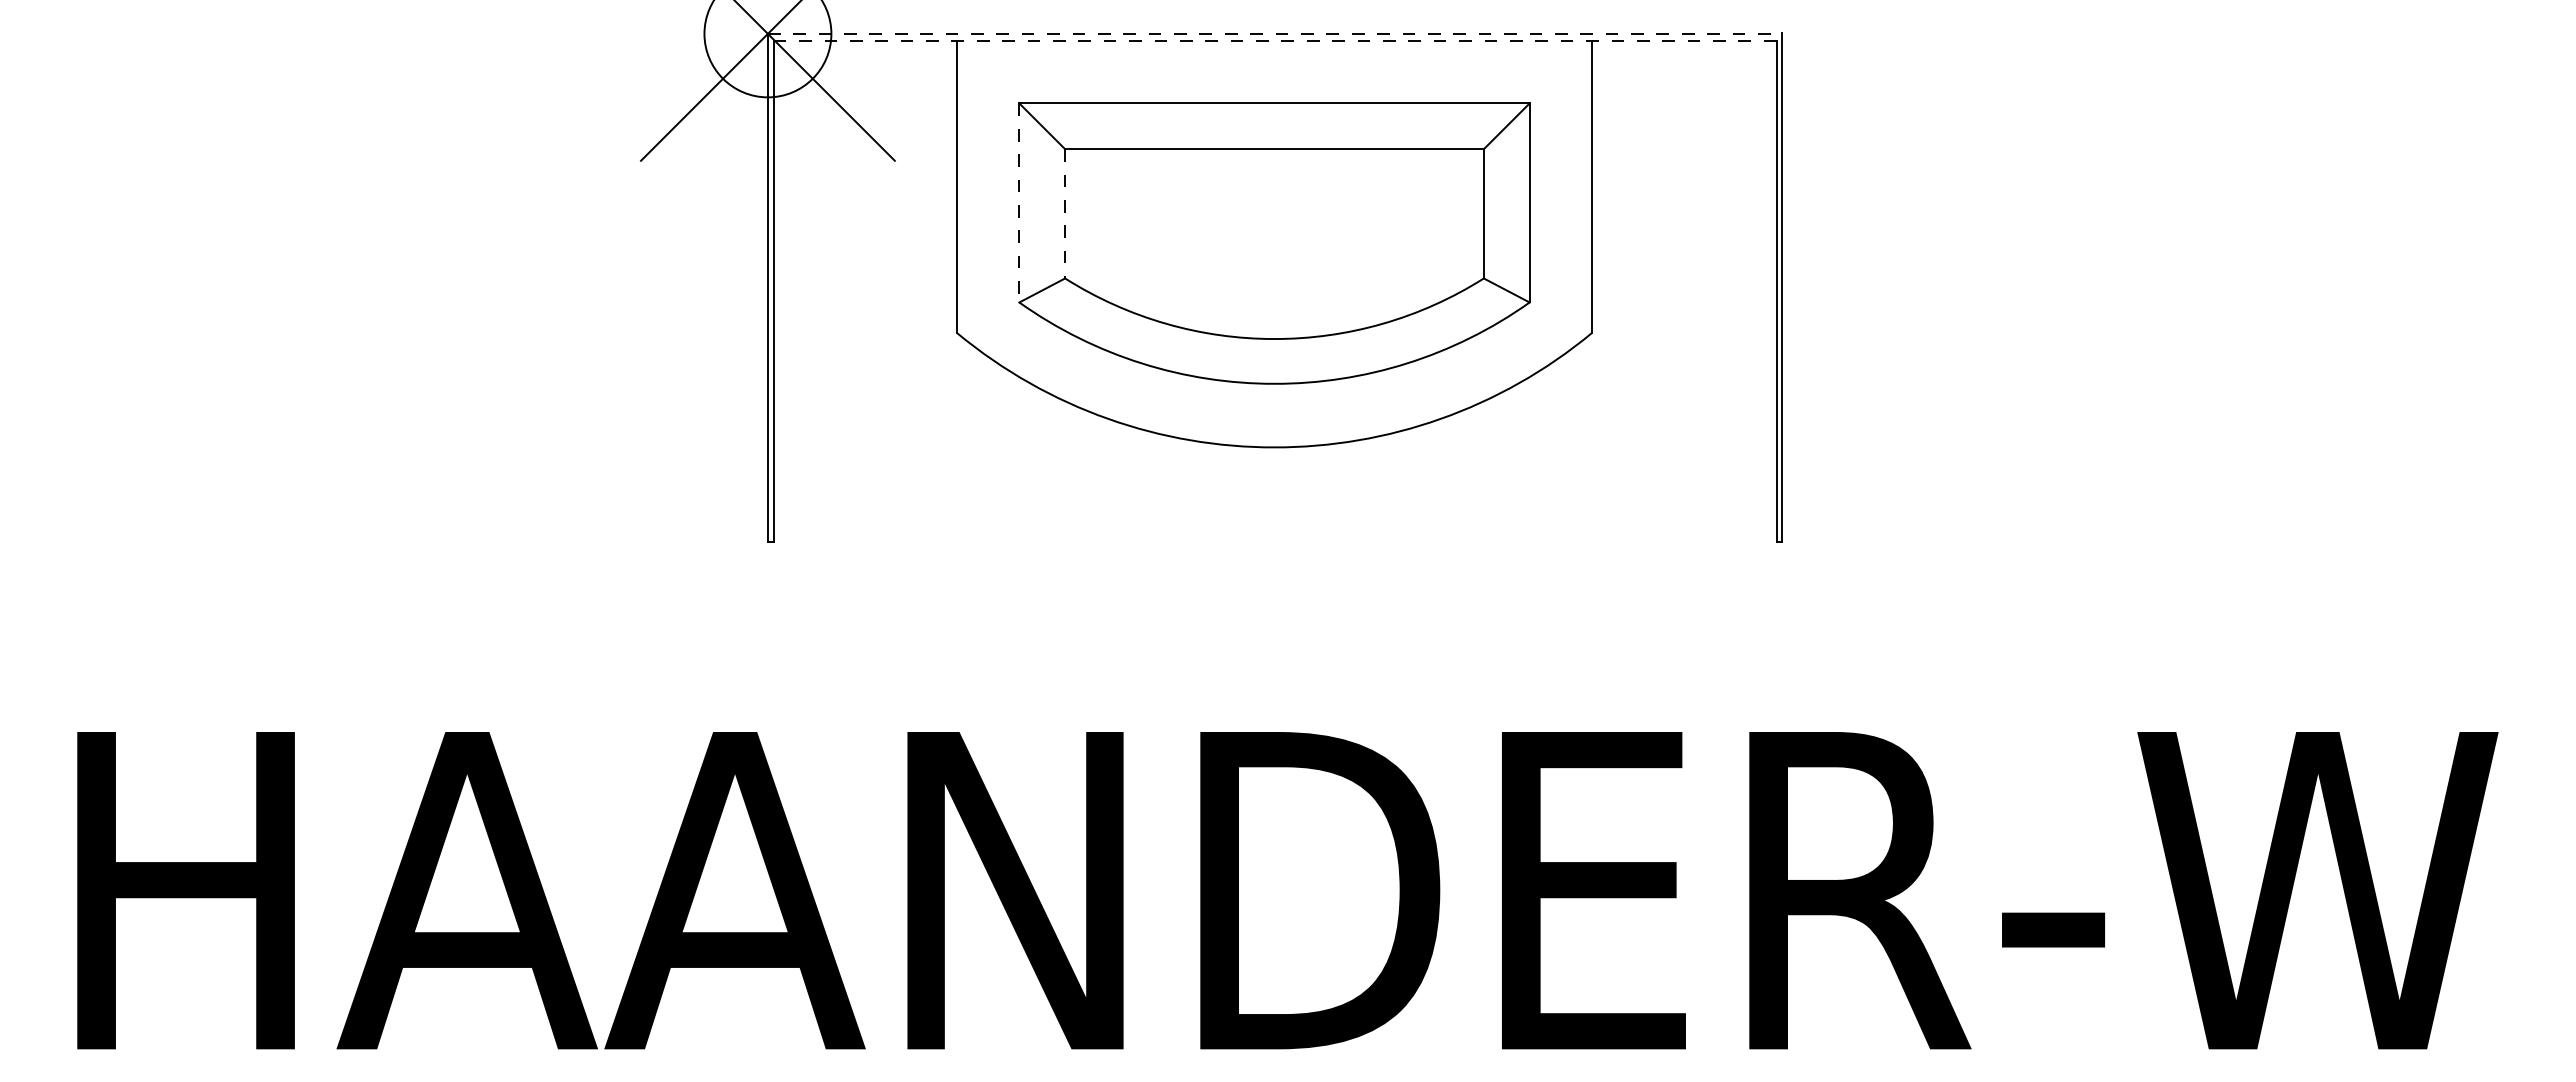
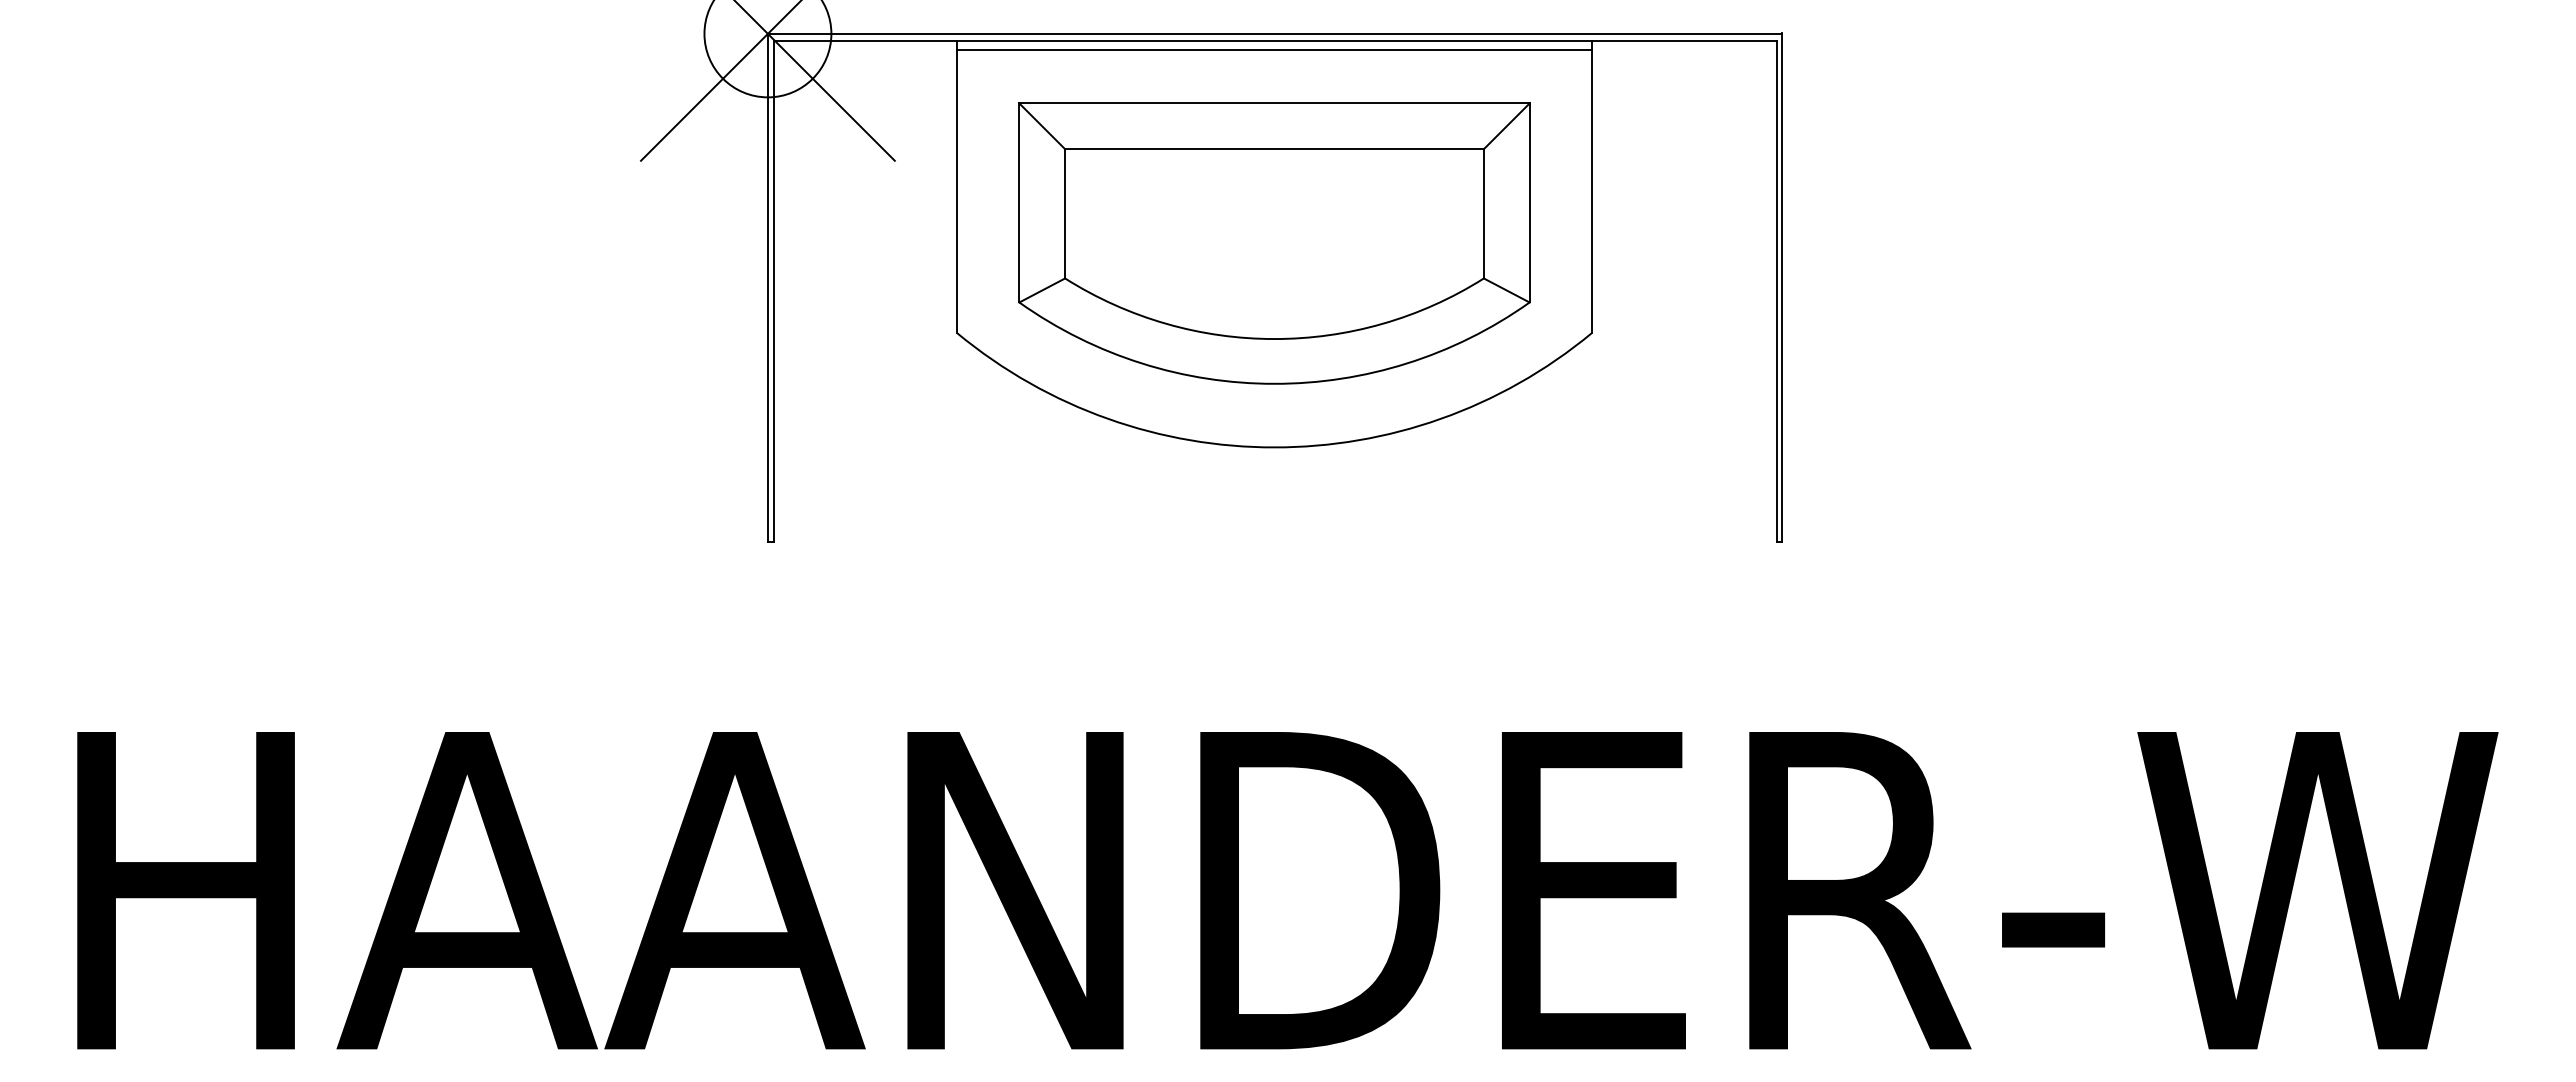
line: dashed -> solid (1275, 33)
line: dashed -> solid (1274, 41)
line: none -> present (1274, 50)
line: dashed -> solid (1019, 202)
line: dashed -> solid (1065, 213)
